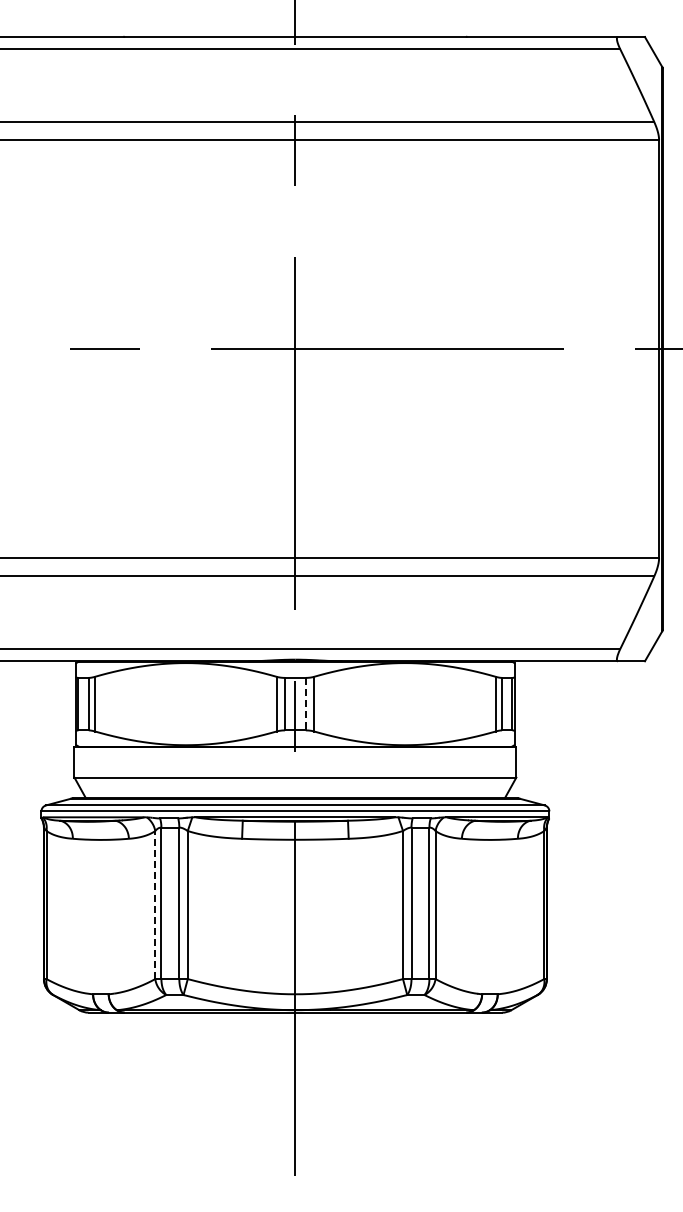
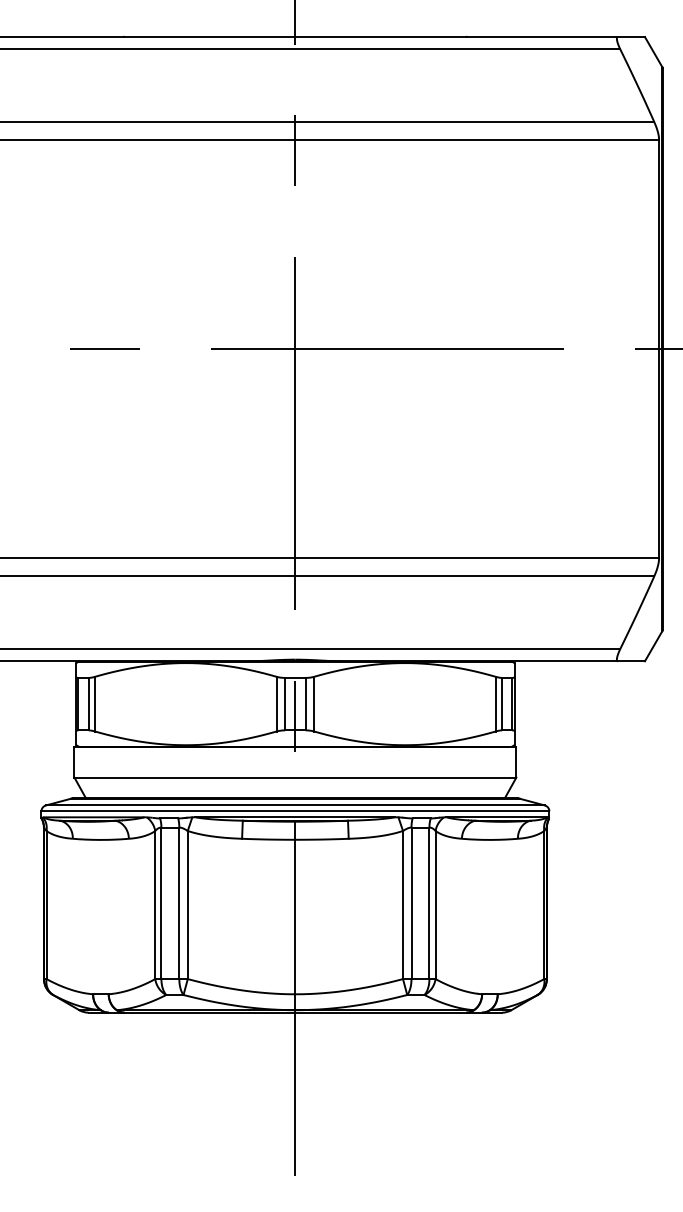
line: dashed -> solid (305, 704)
line: dashed -> solid (155, 904)
